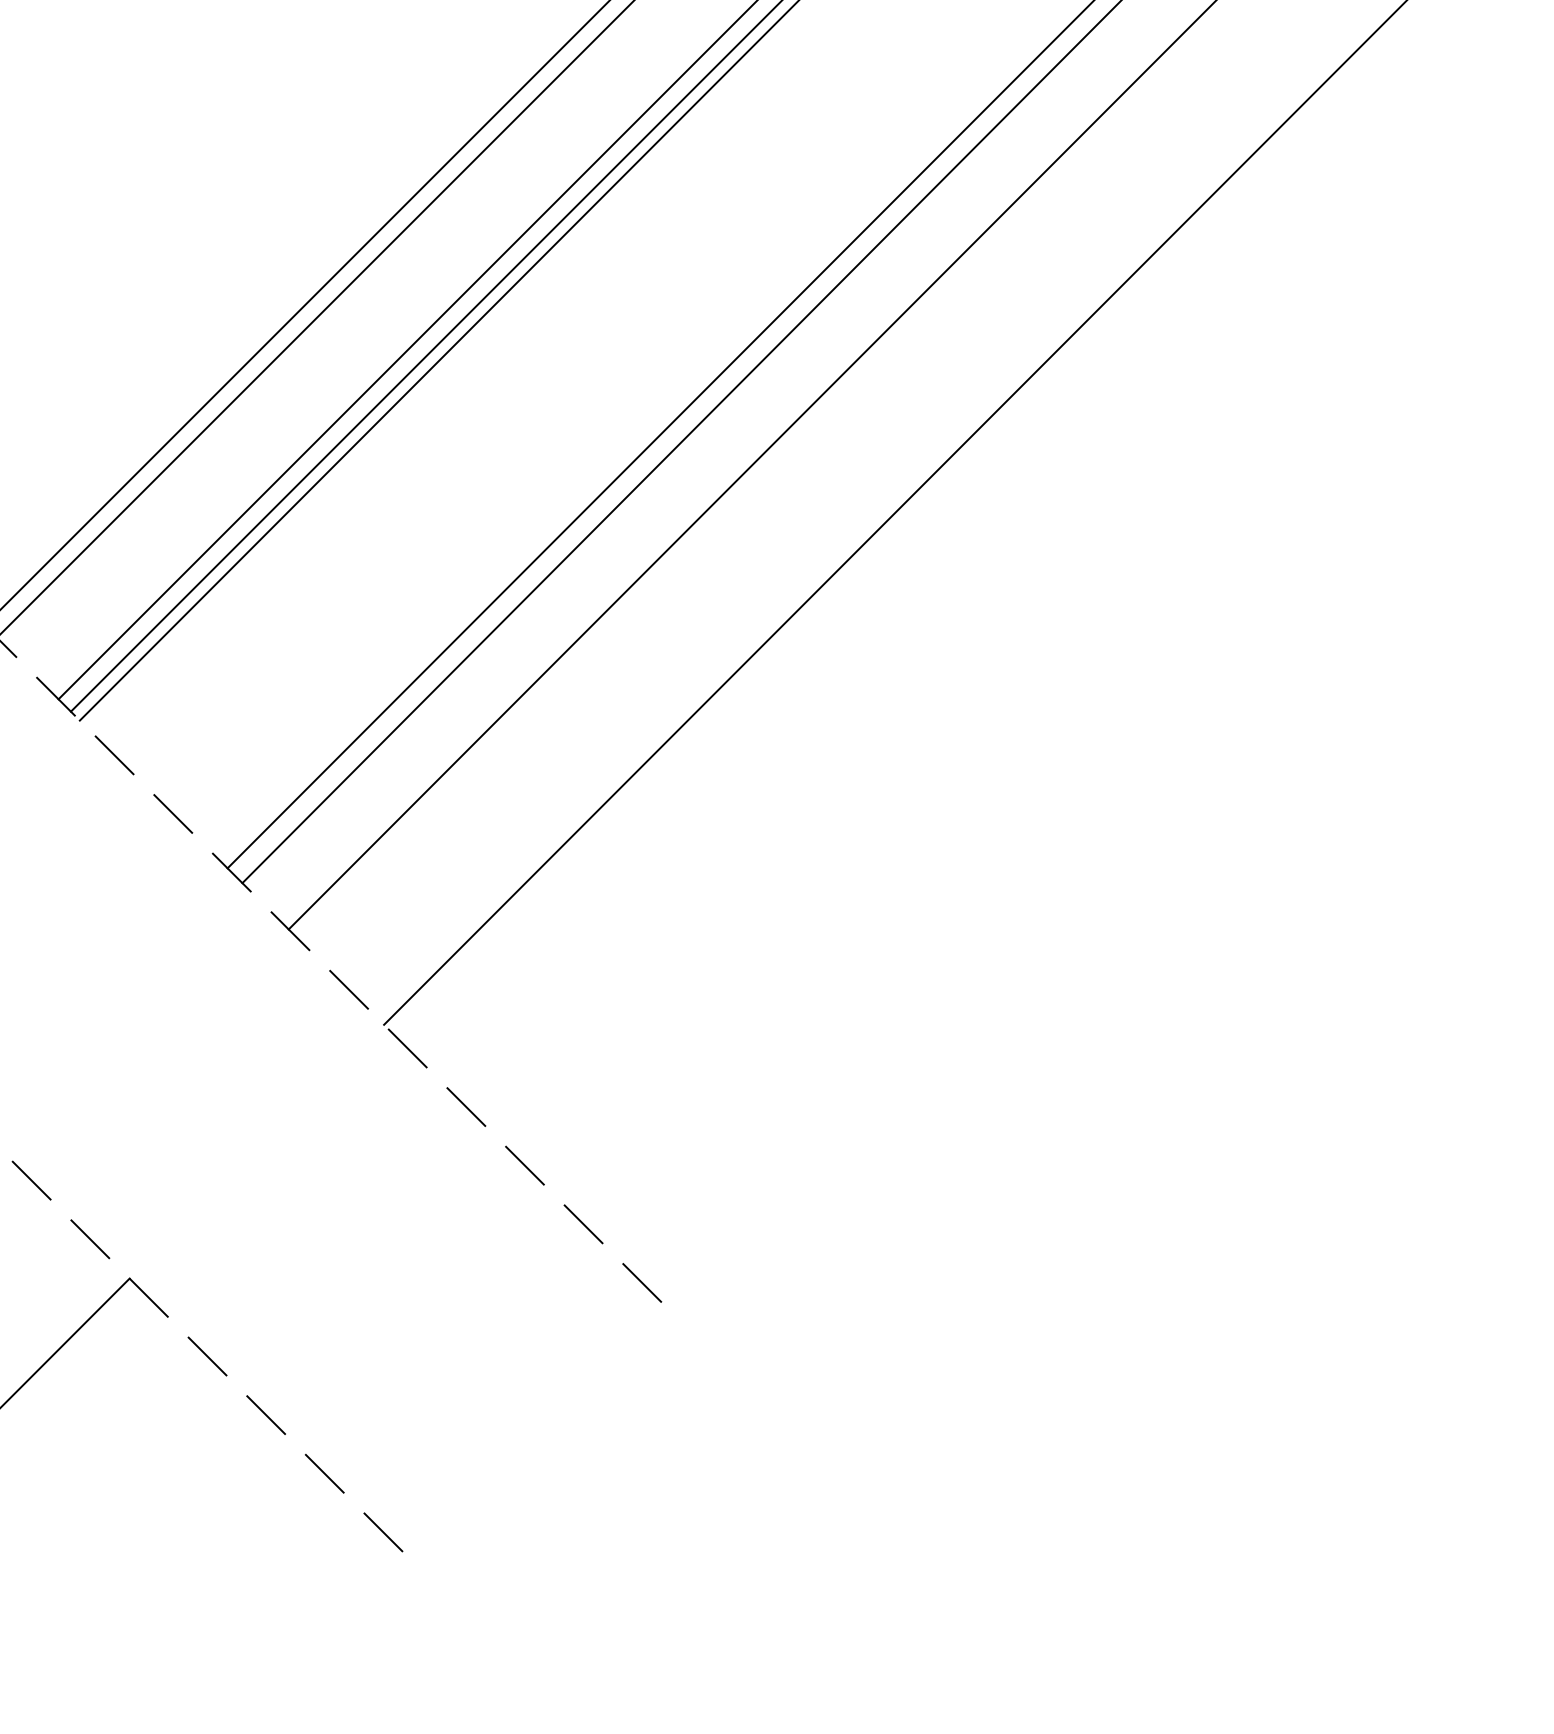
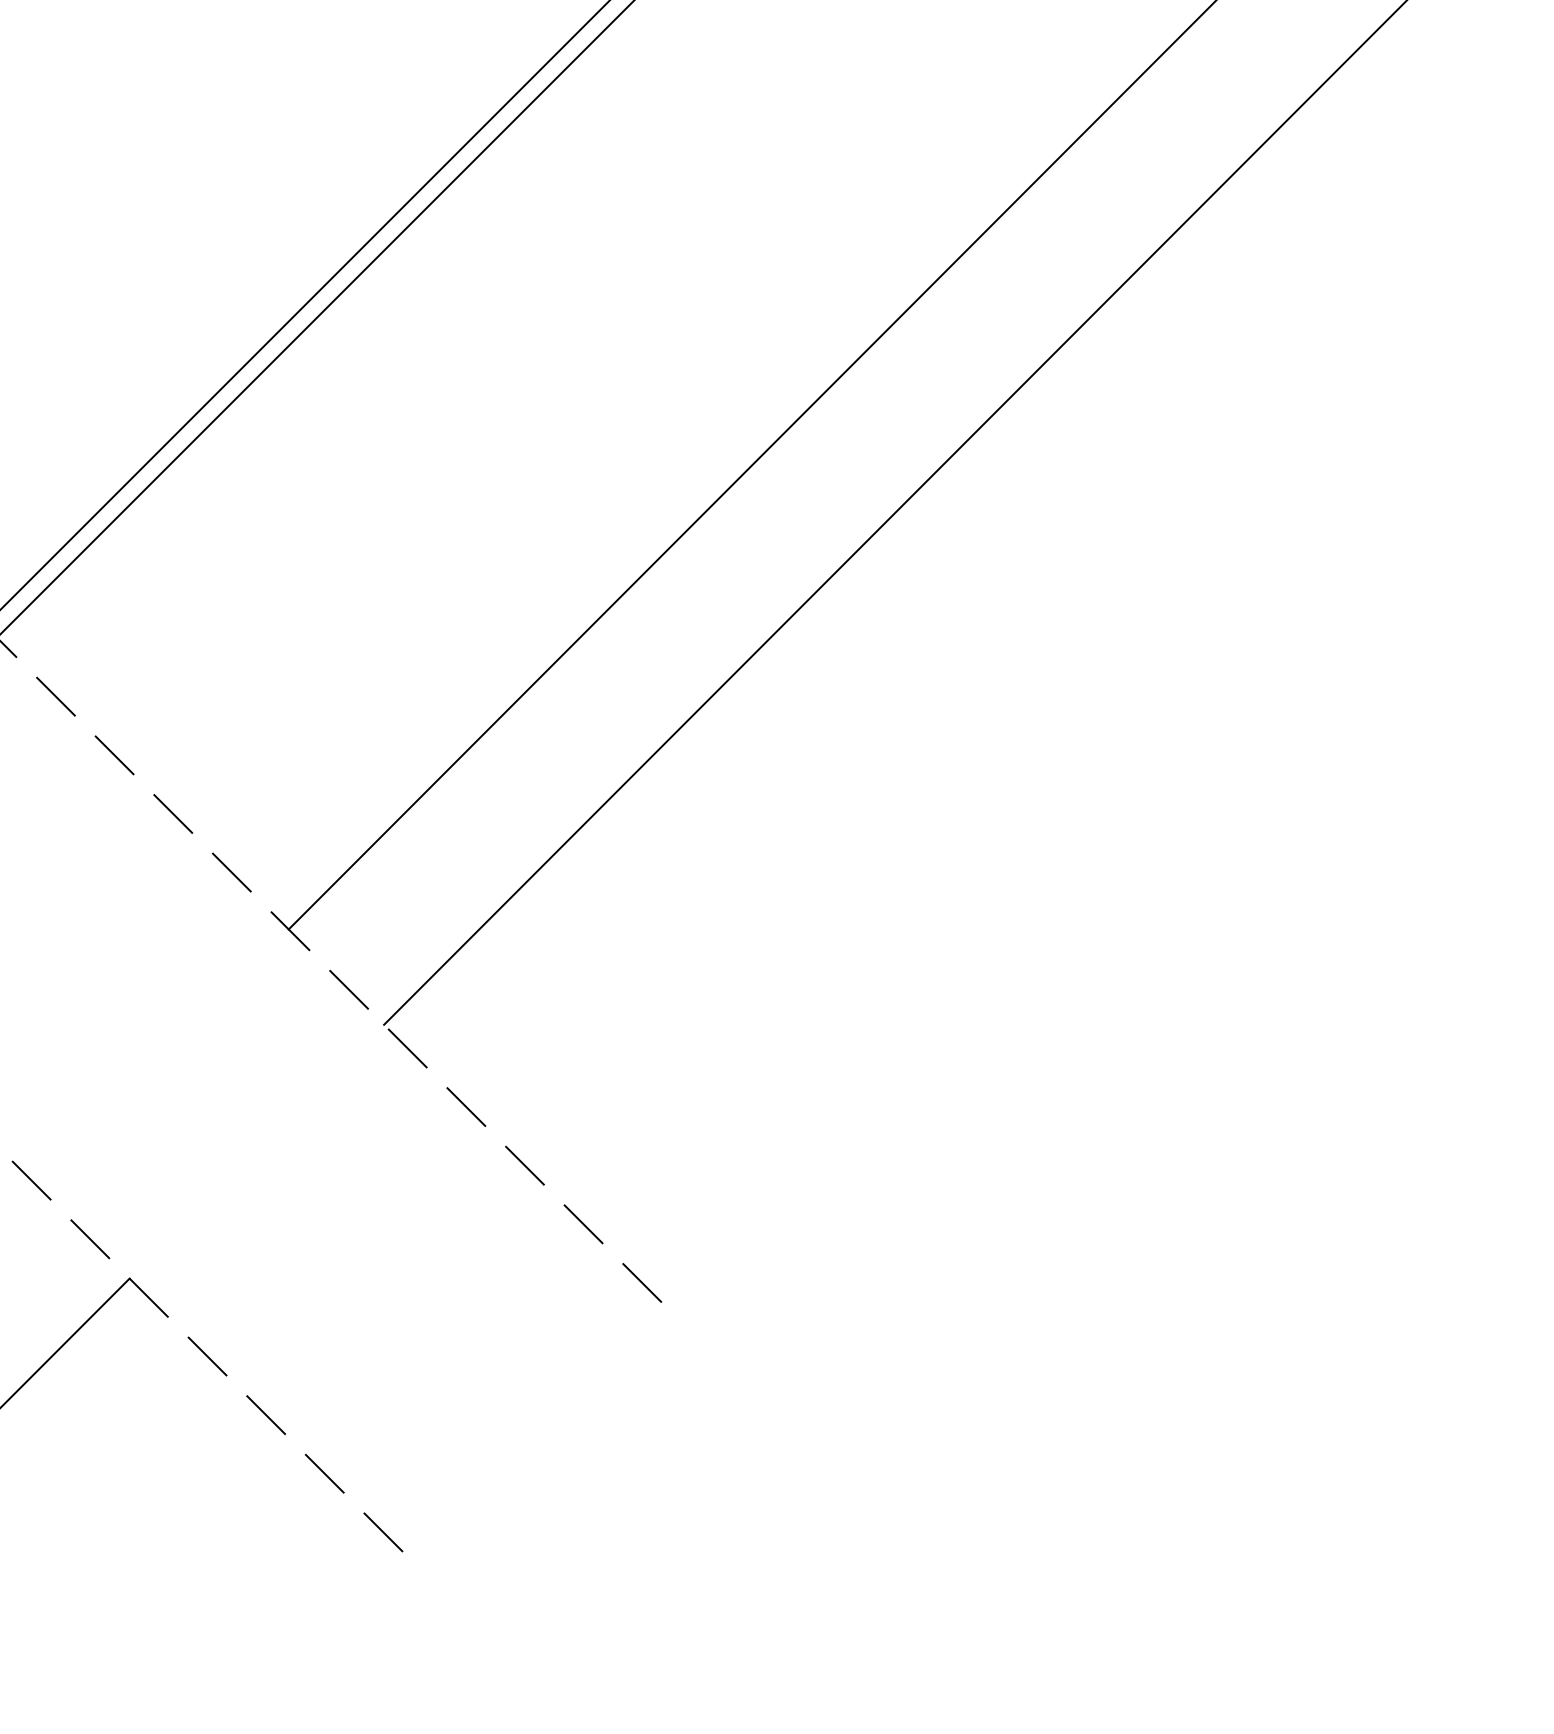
line: present -> none (406, 350)
line: present -> none (425, 356)
line: present -> none (438, 361)
line: present -> none (659, 435)
line: present -> none (680, 442)
